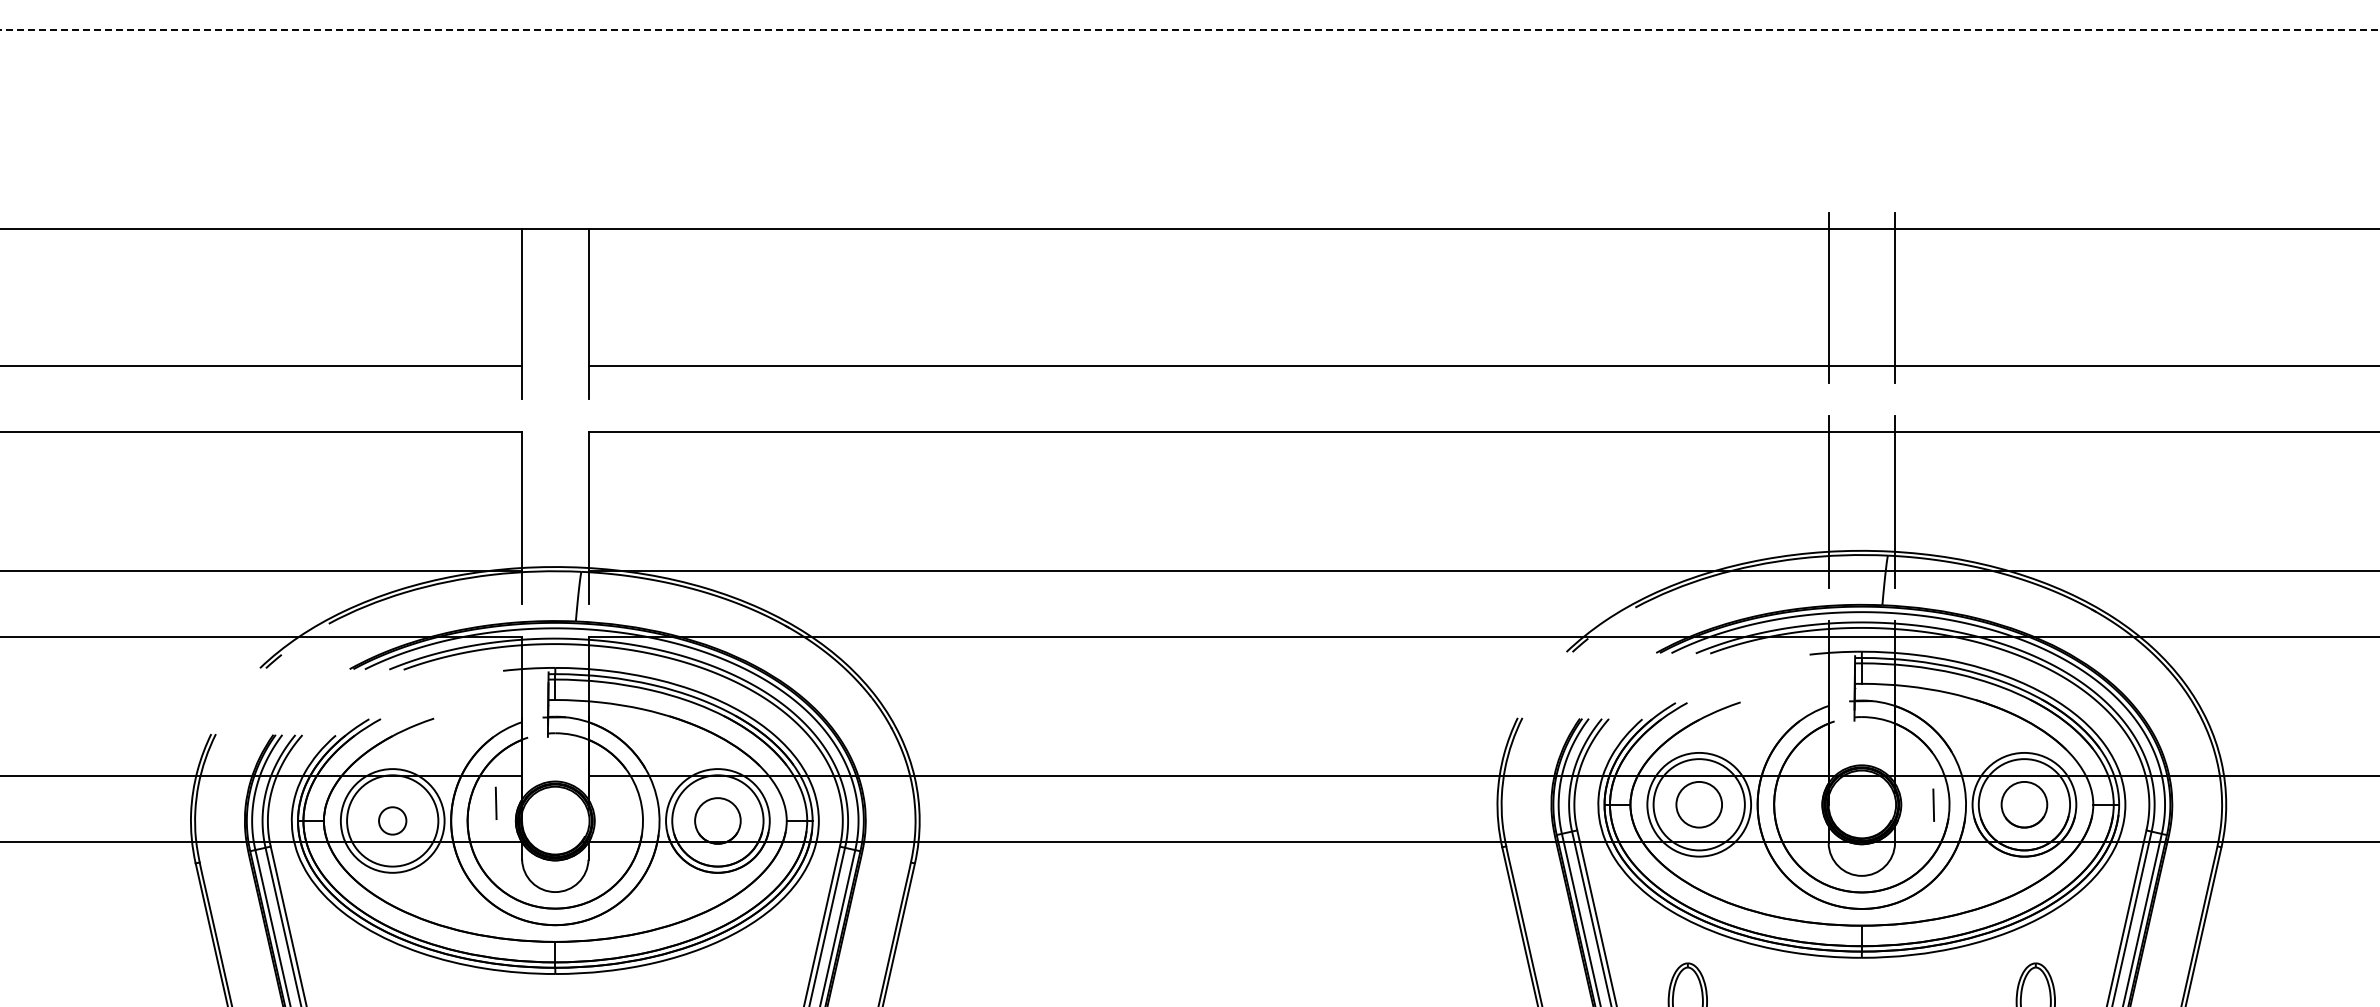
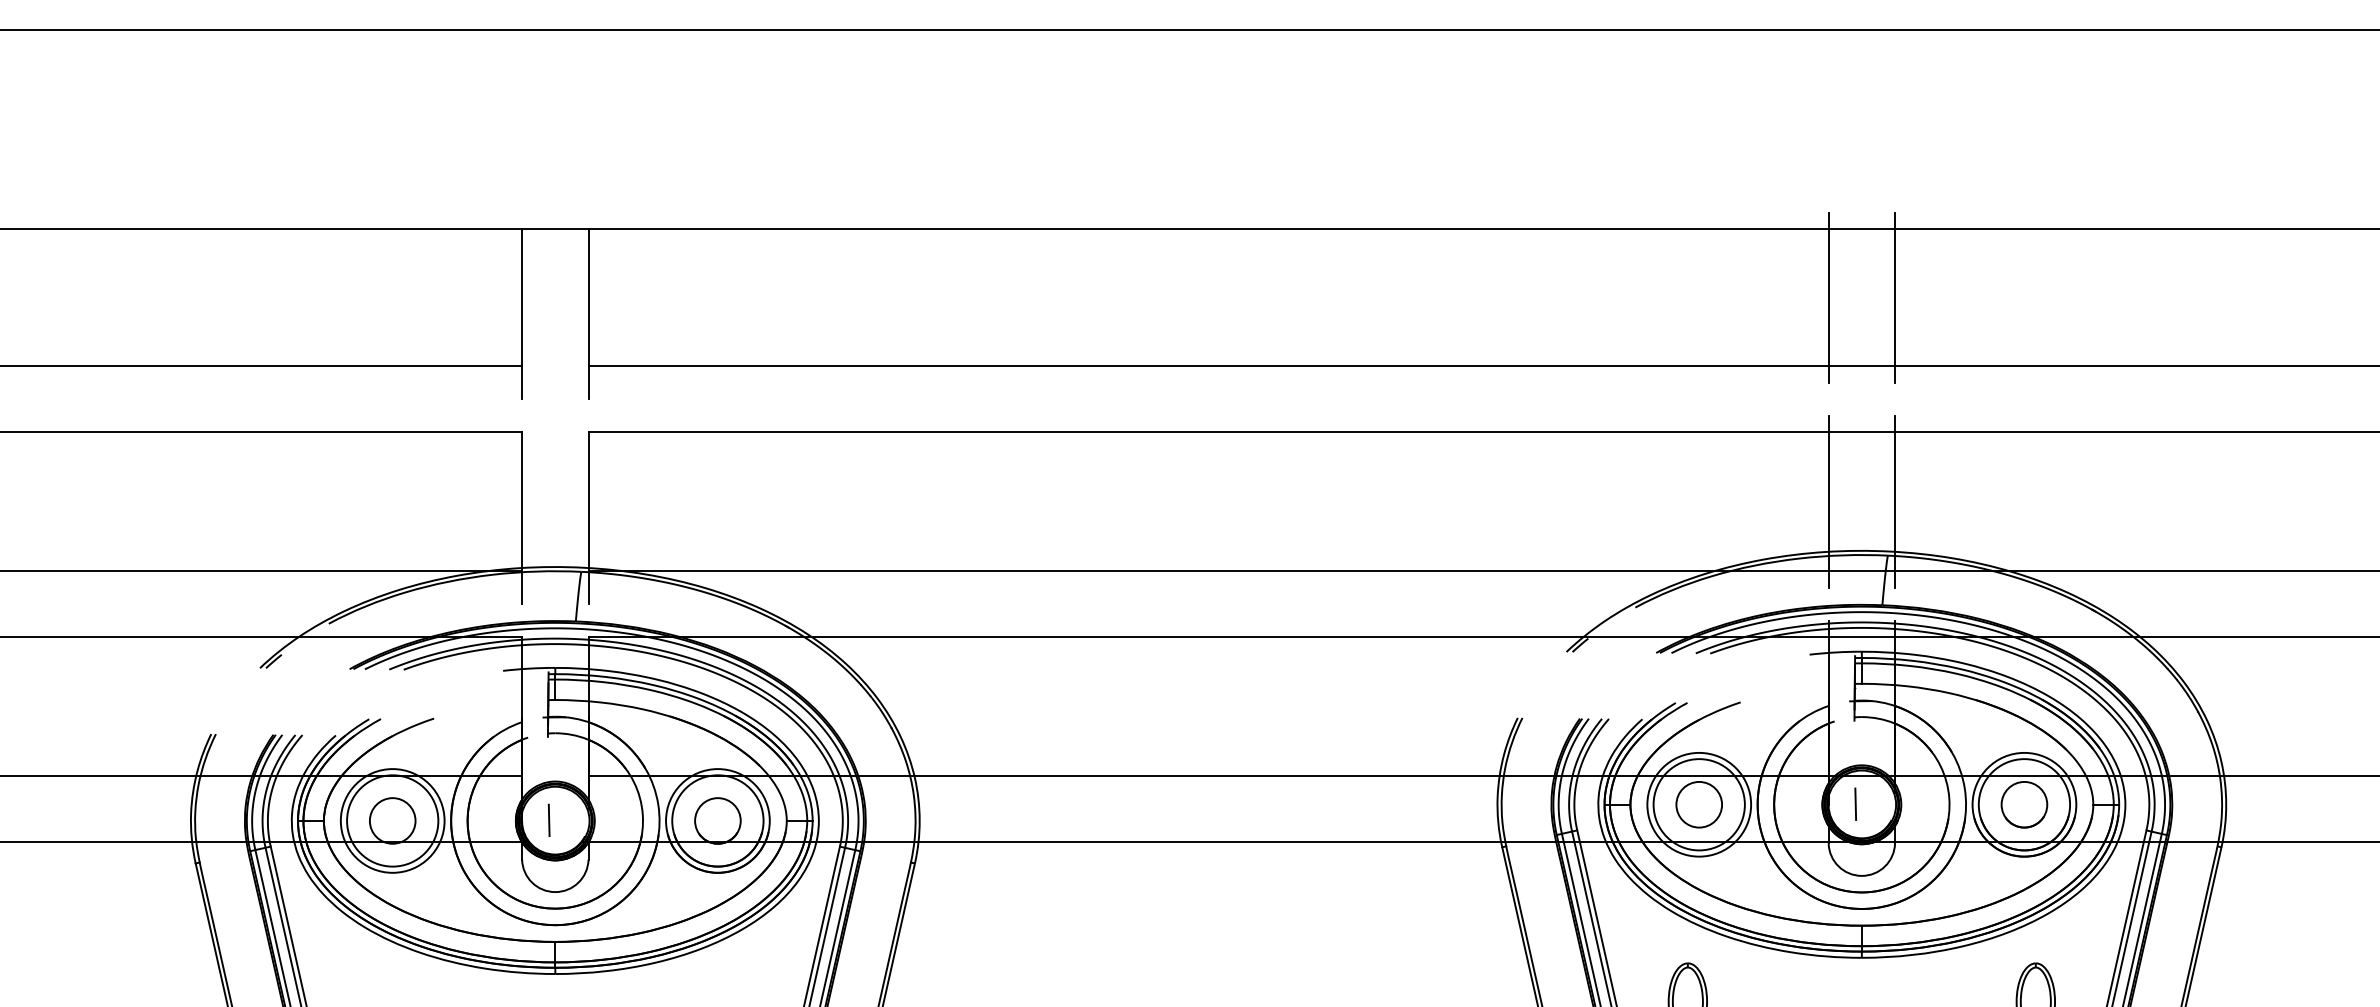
line: dashed -> solid (1190, 30)
line position: (495, 802) -> (548, 819) (548, 819)
line position: (1933, 804) -> (1855, 803) (1855, 803)
circle diameter: 27 px -> 46 px (392, 820)
